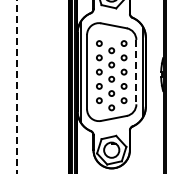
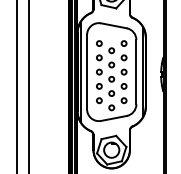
line: dashed -> solid (136, 72)
line: dashed -> solid (17, 86)
line: none -> present (28, 86)
